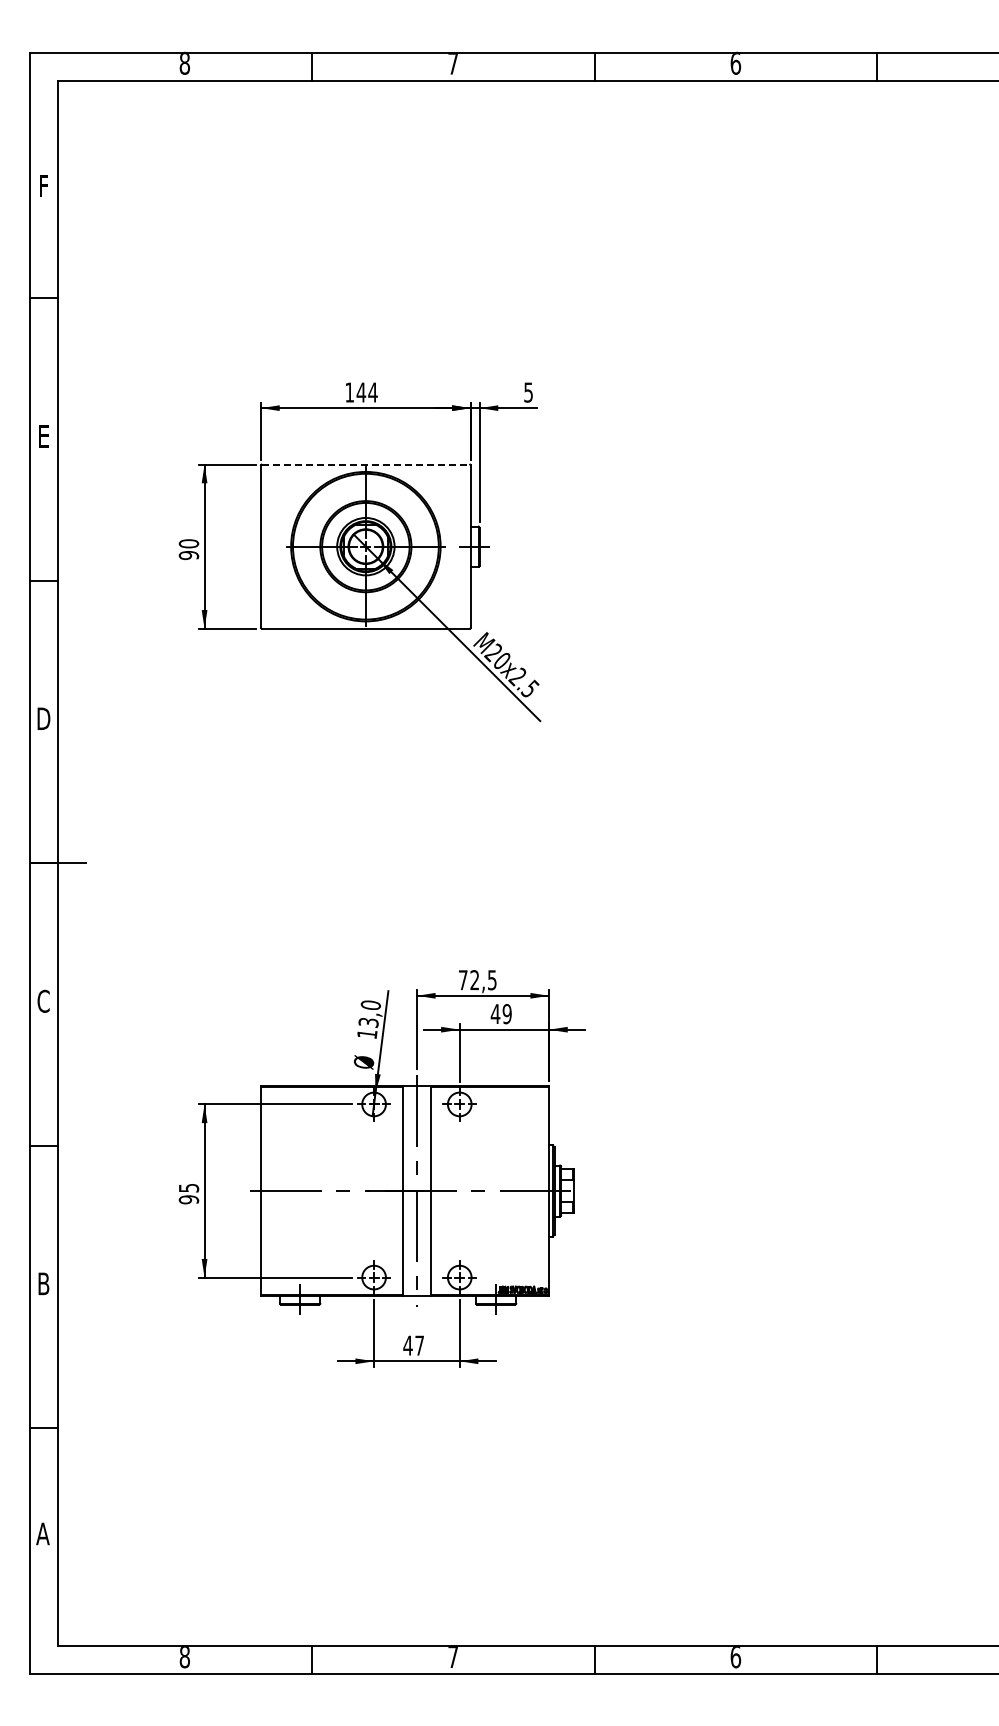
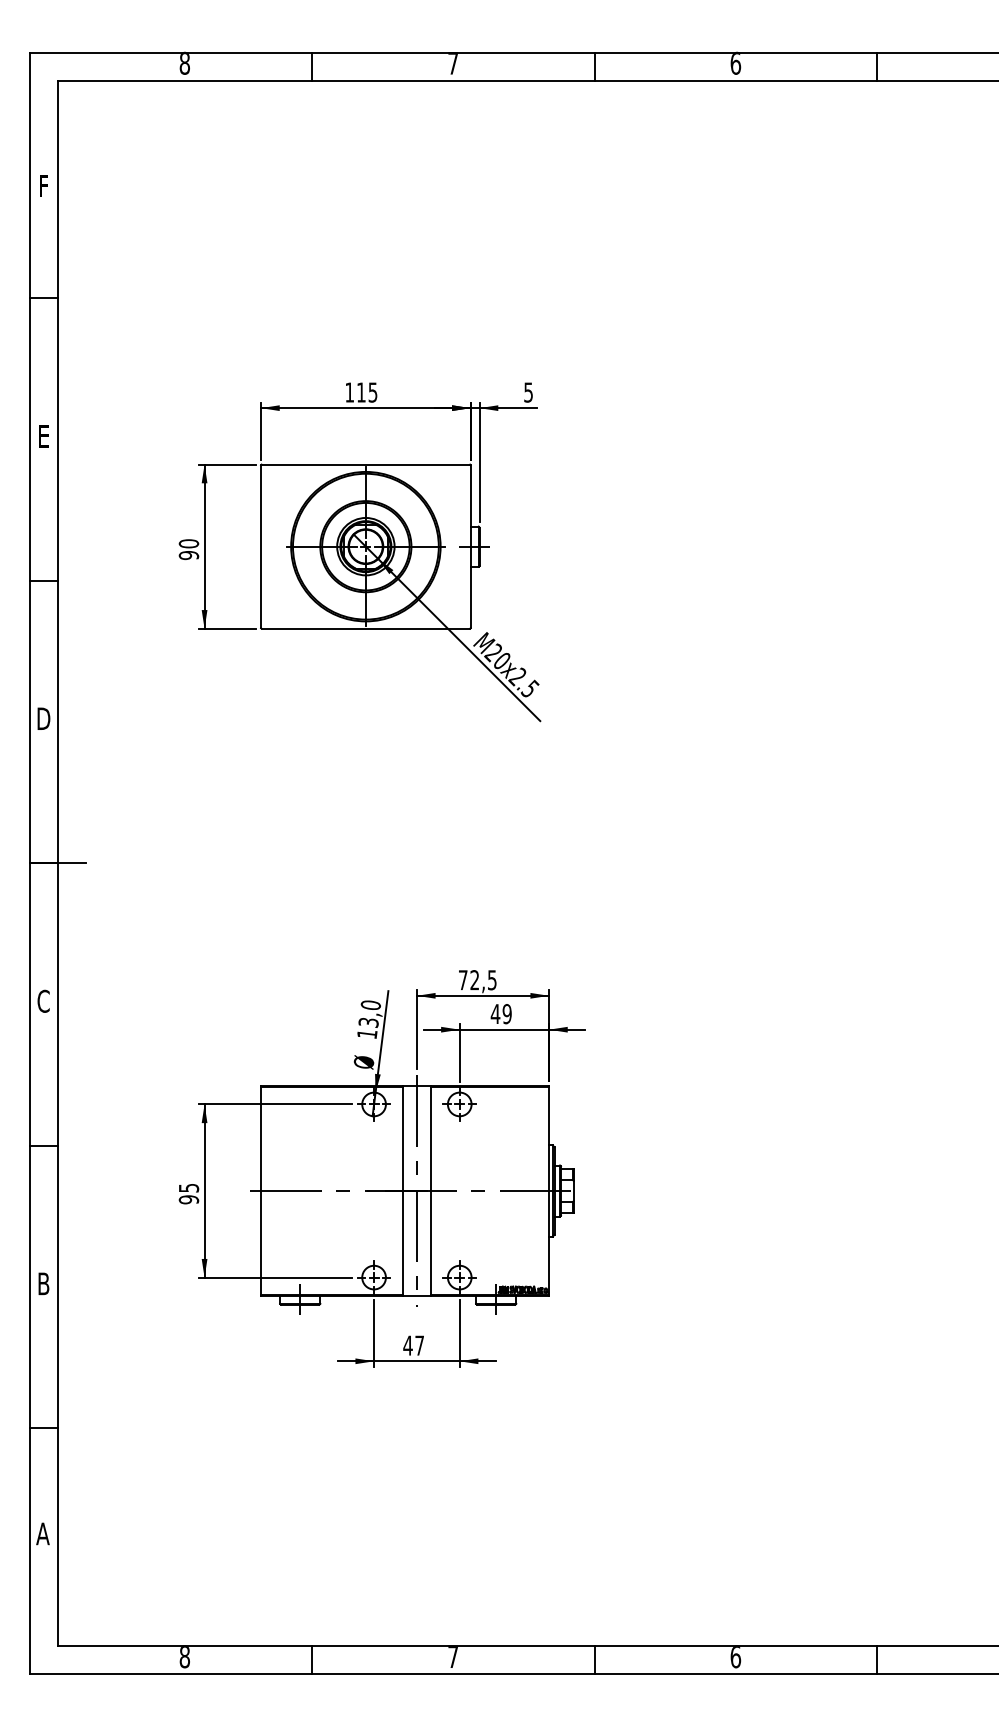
text: 144 -> 115 (366, 392)
line: dashed -> solid (366, 464)
